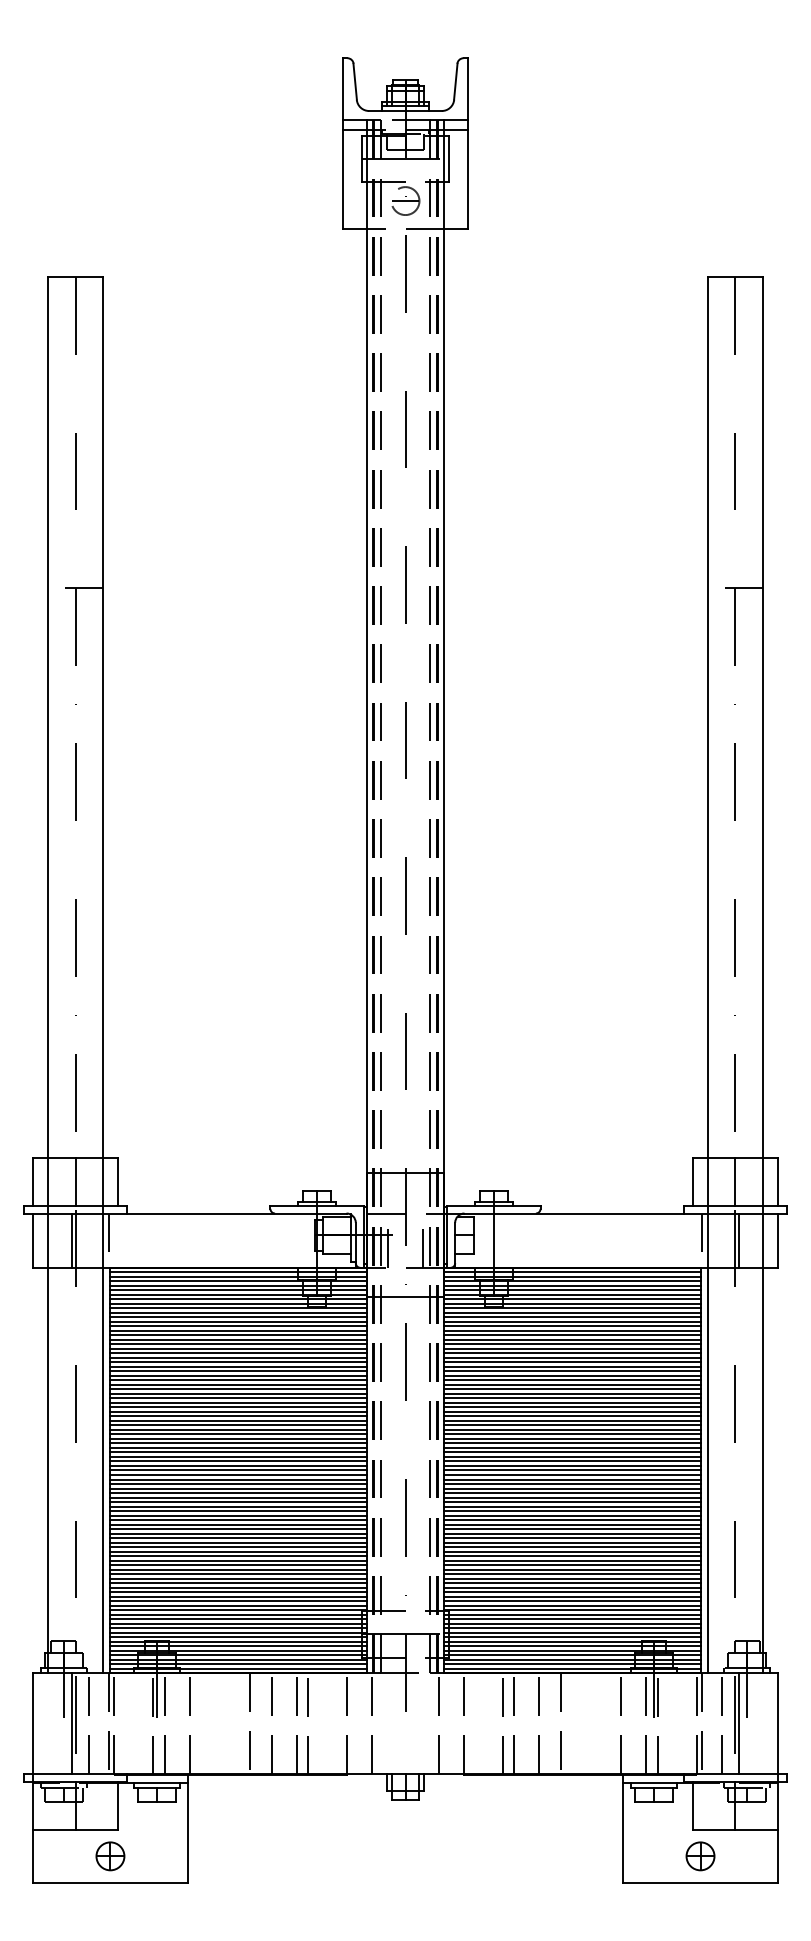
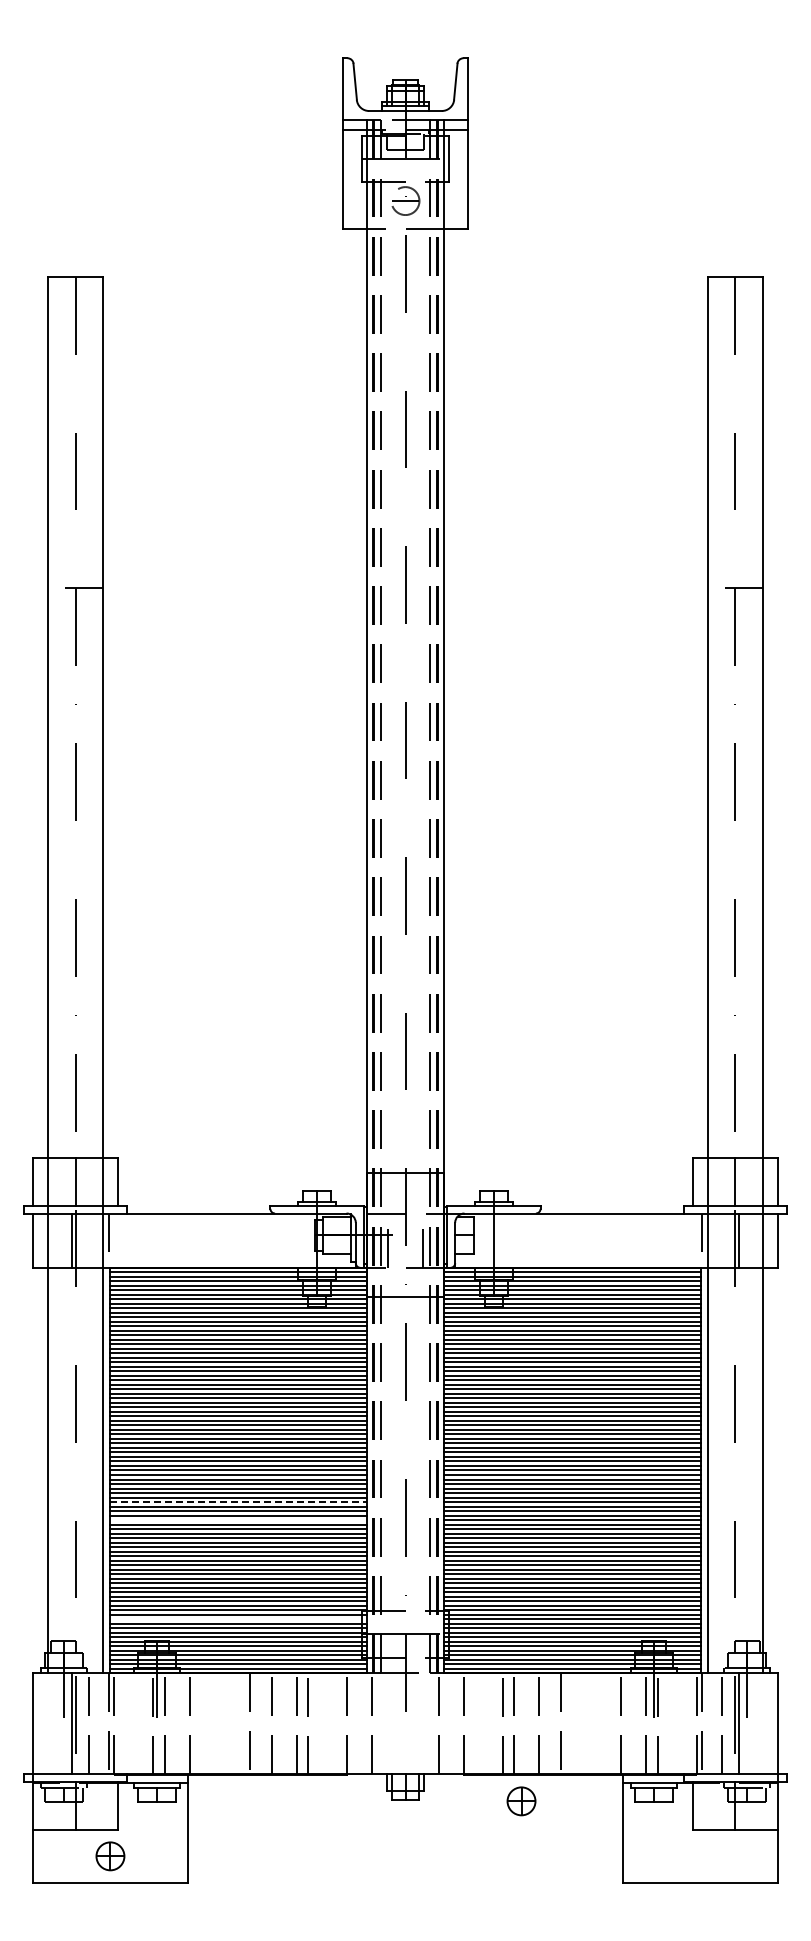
line: solid -> dashed (239, 1502)
line: present -> none (238, 1520)
line: present -> none (238, 1619)
part position: (700, 1856) -> (521, 1801) (521, 1801)
